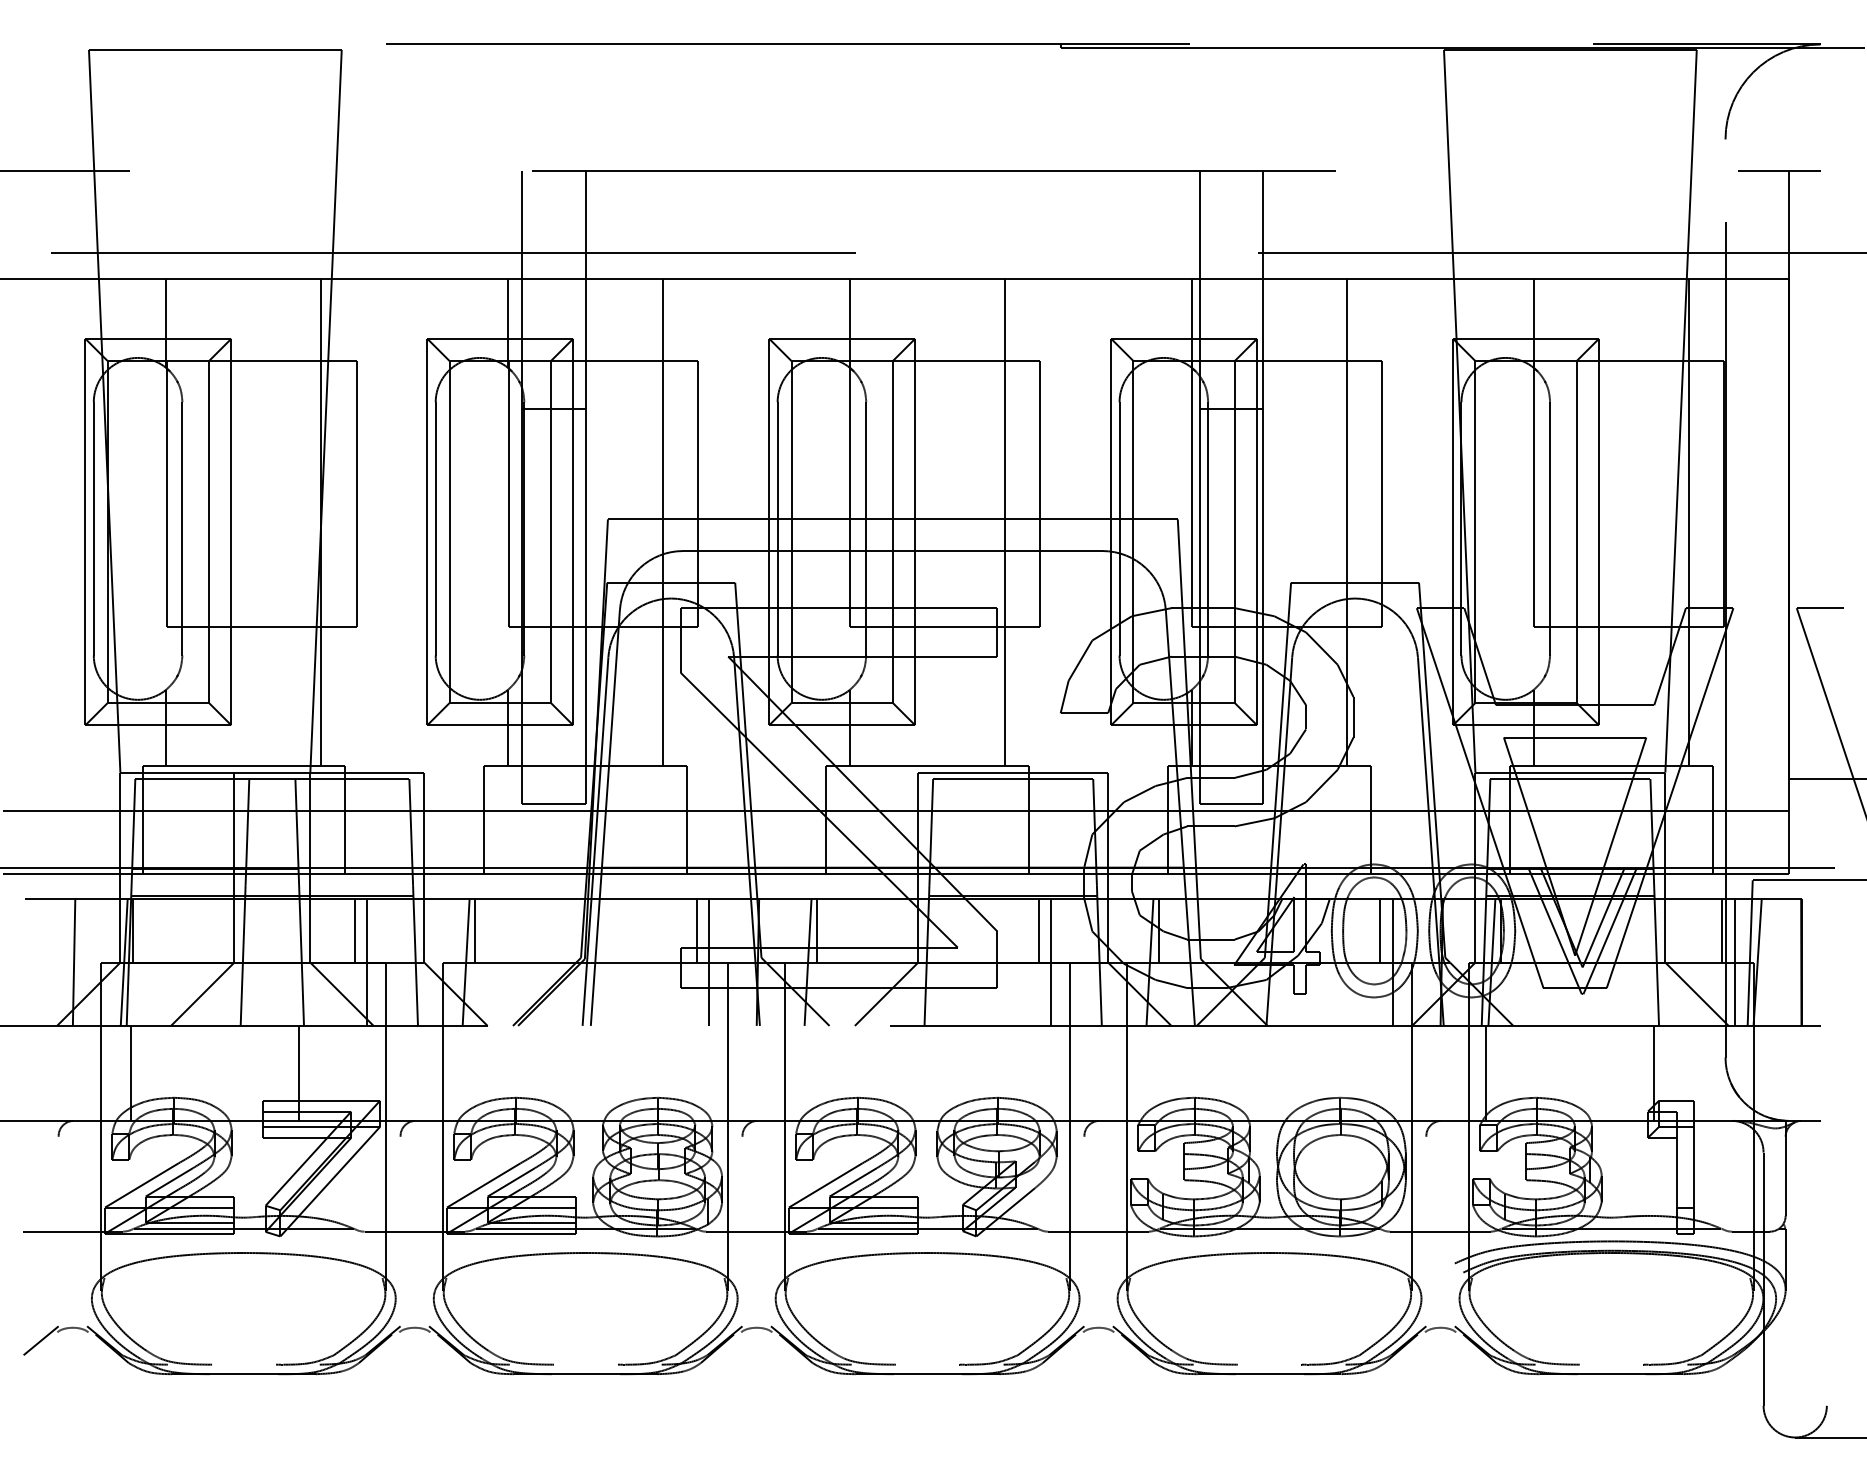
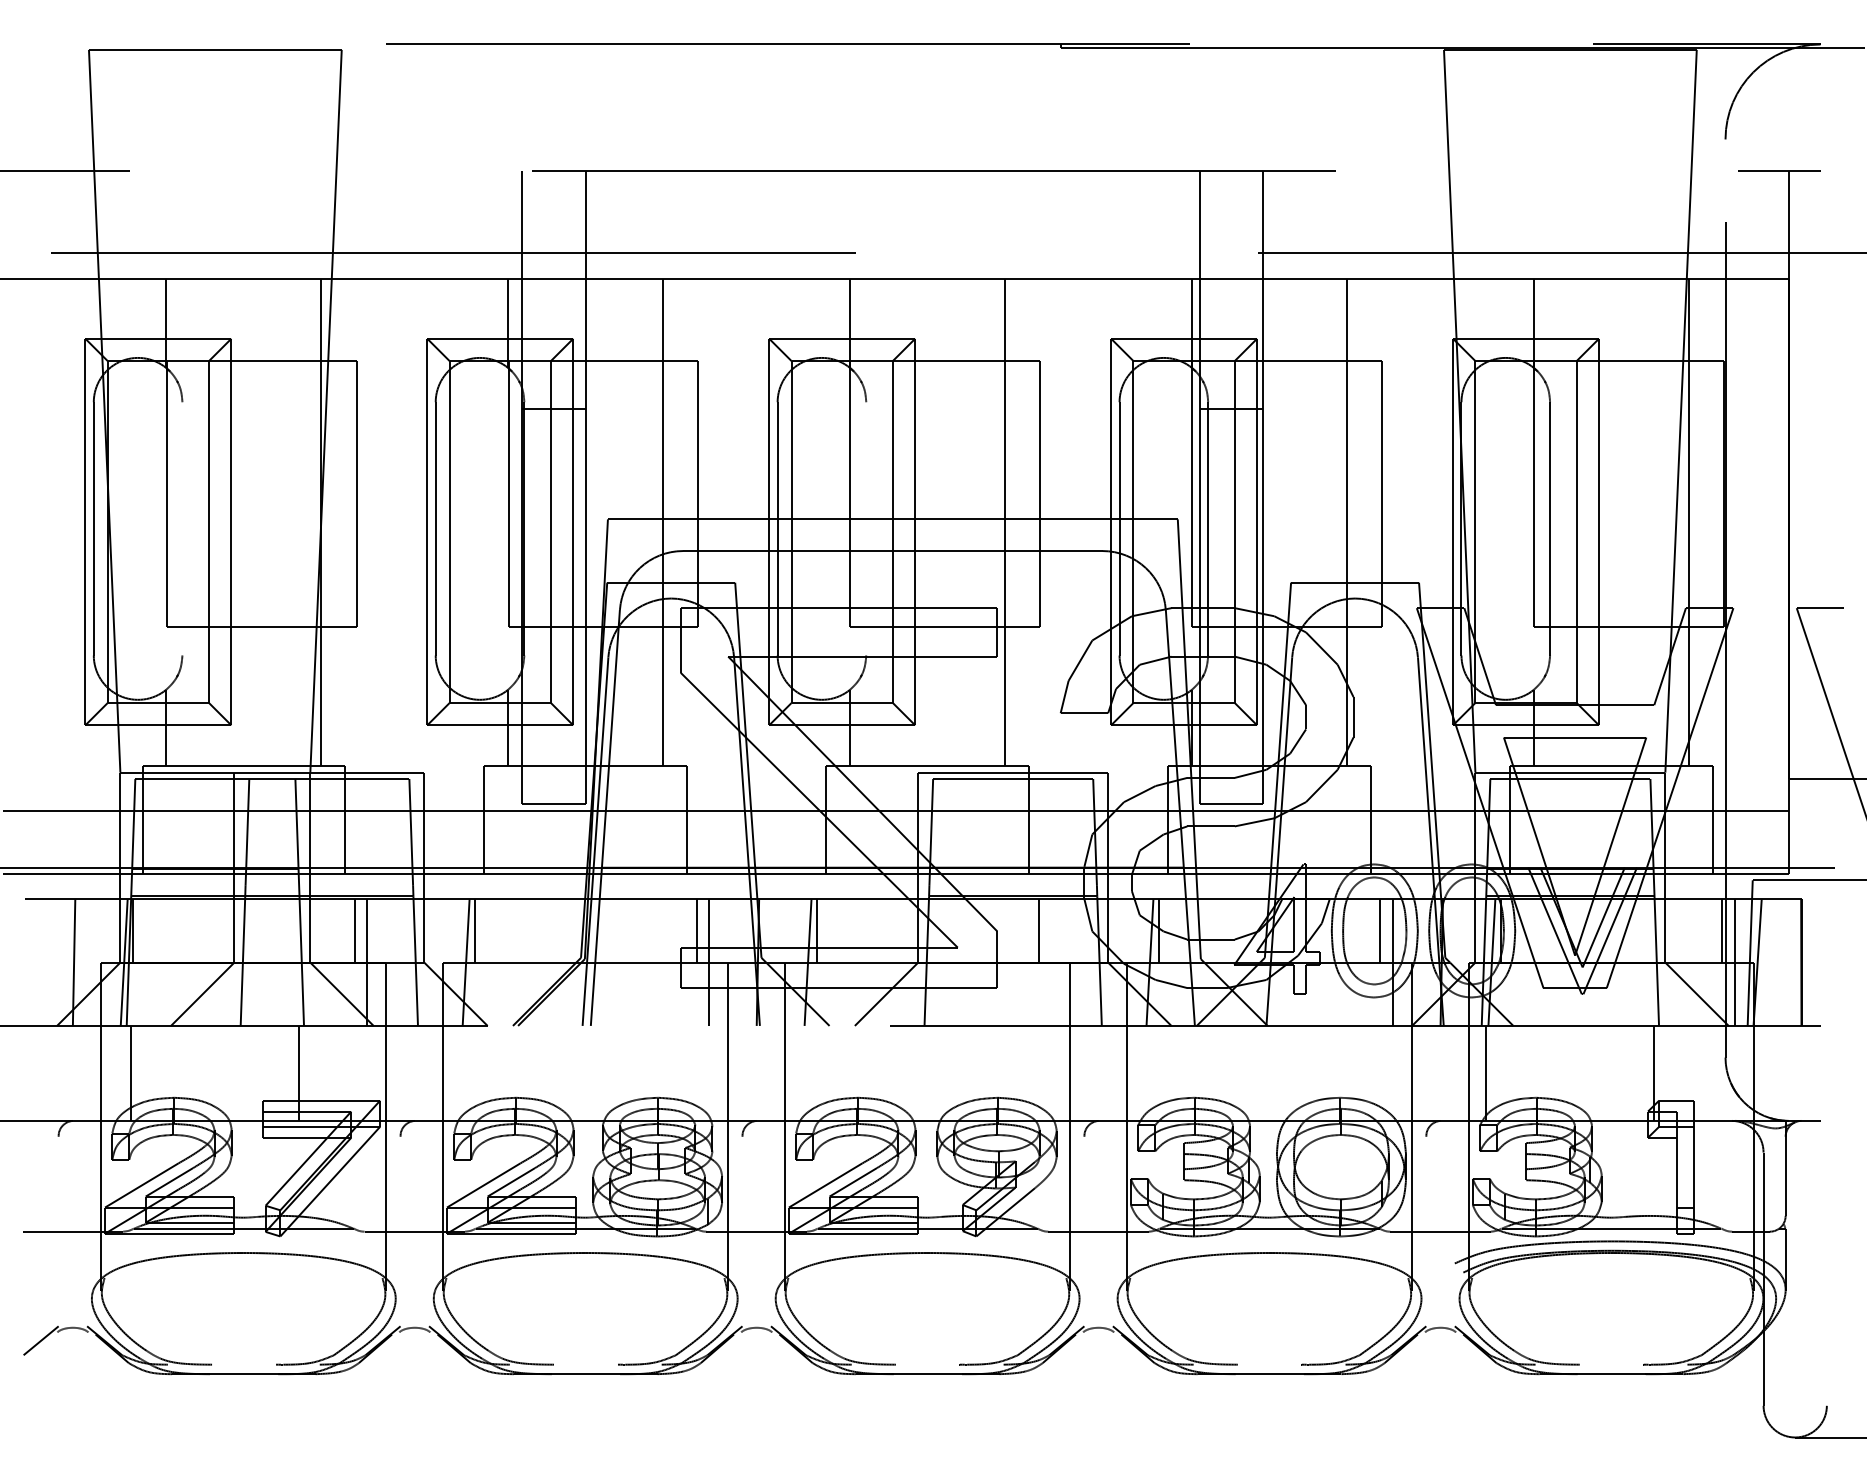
line: present -> none (182, 528)
line: present -> none (866, 528)
line: present -> none (1050, 962)
